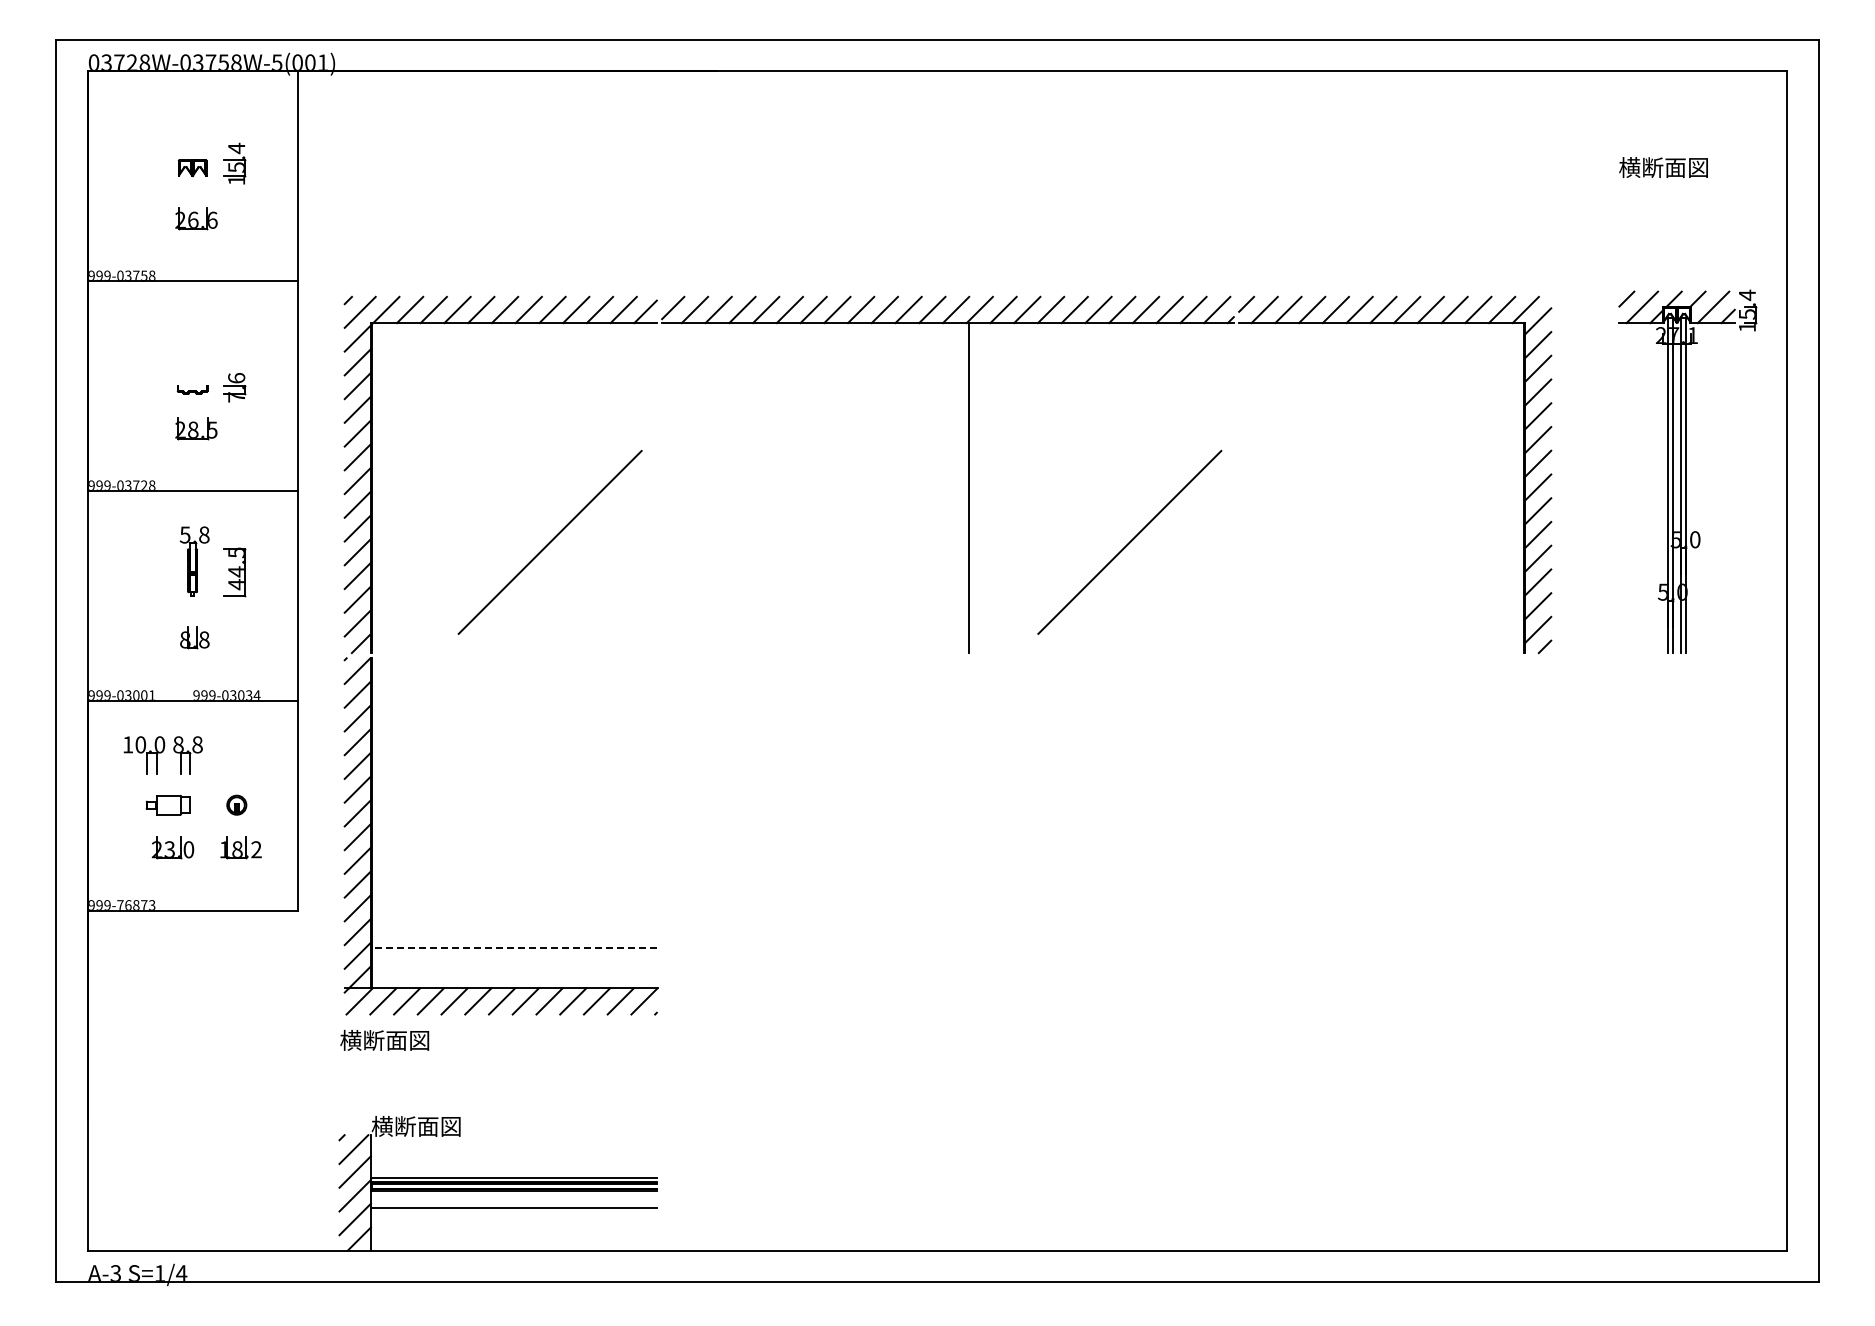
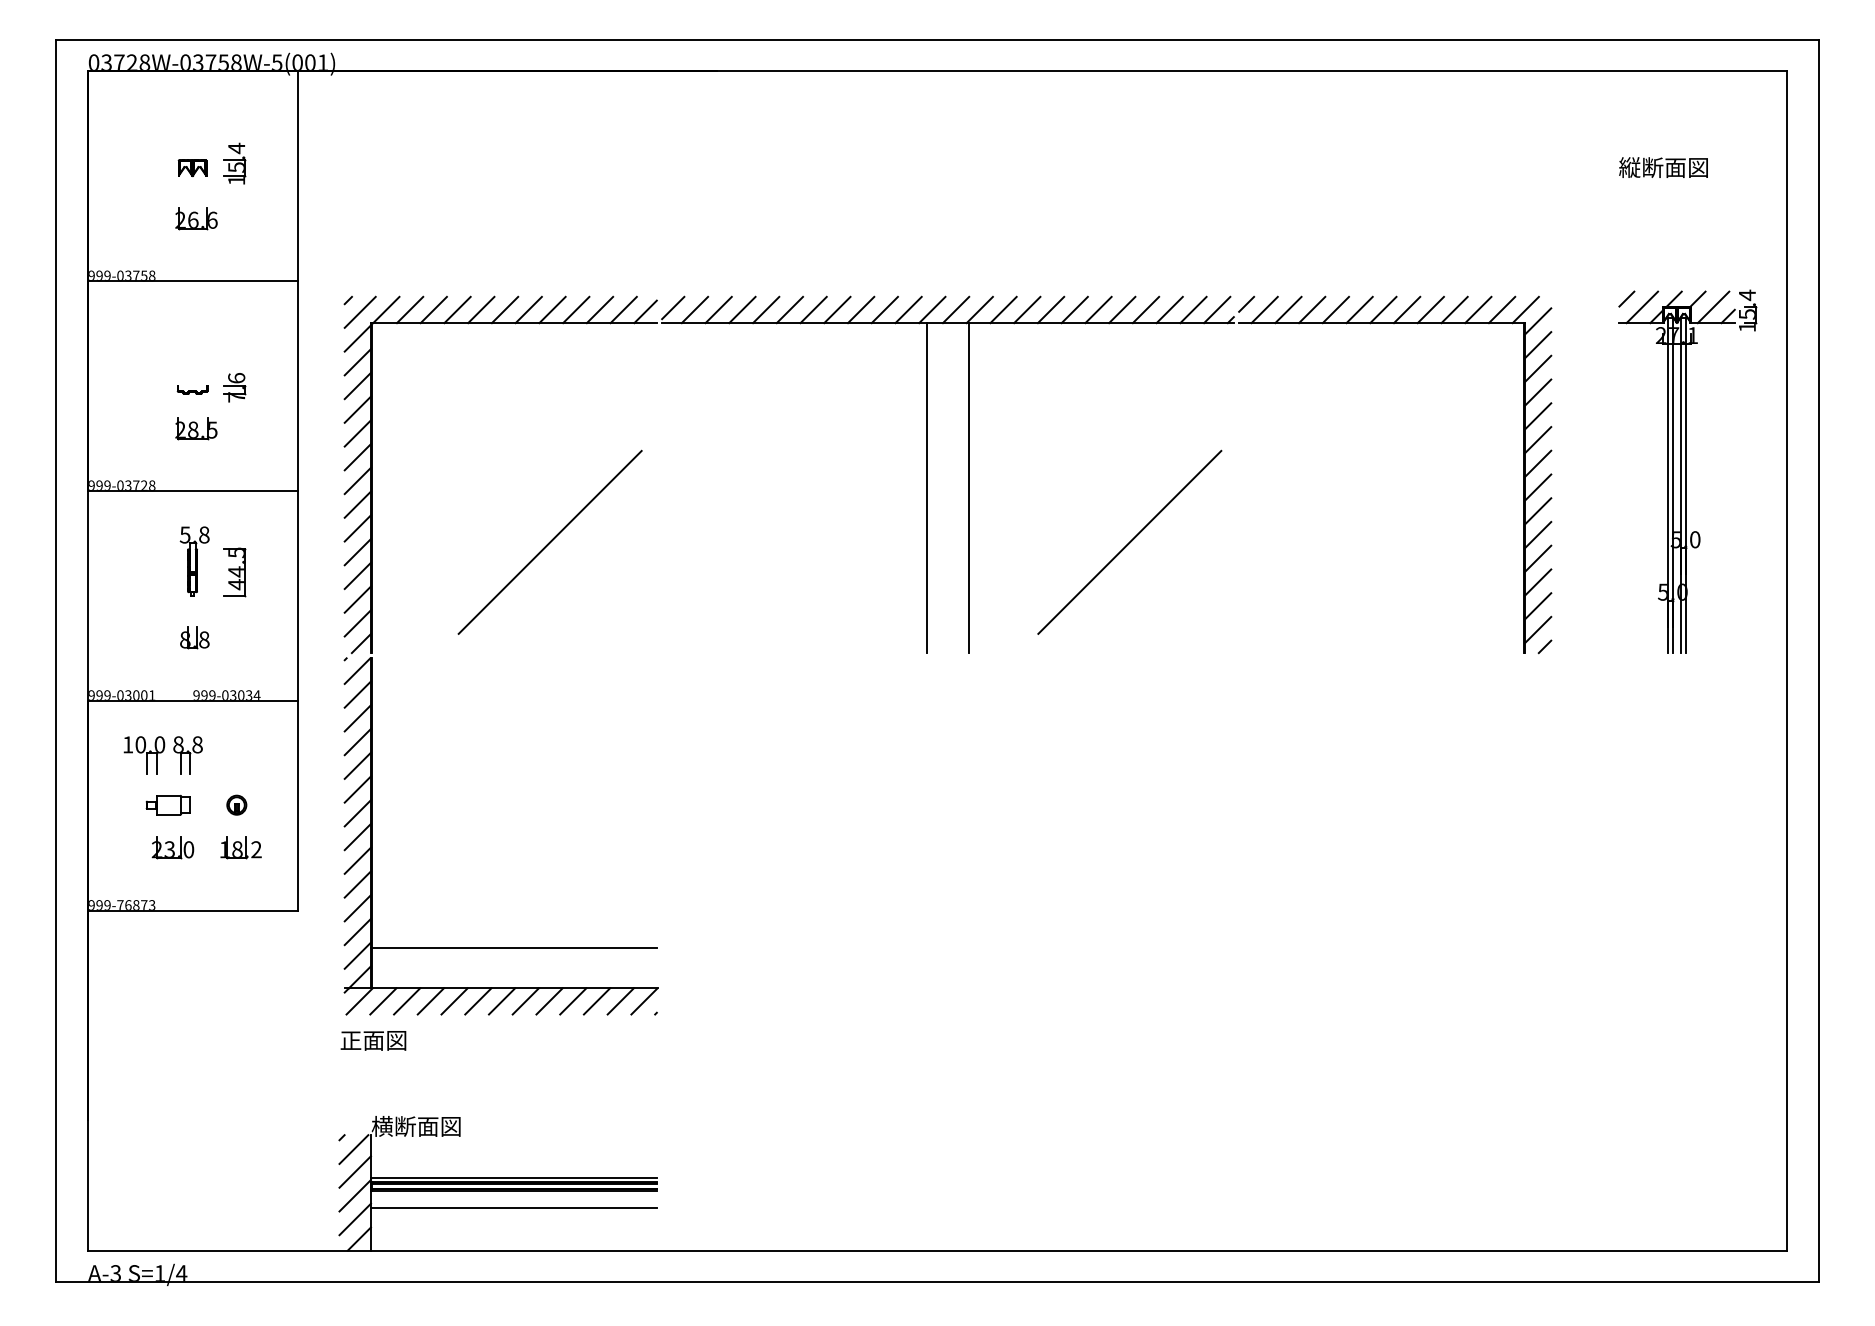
text: 横断面図 -> 縦断面図 (1629, 167)
line: none -> present (927, 488)
line: dashed -> solid (513, 948)
text: 横断面図 -> 正面図 (384, 1039)
